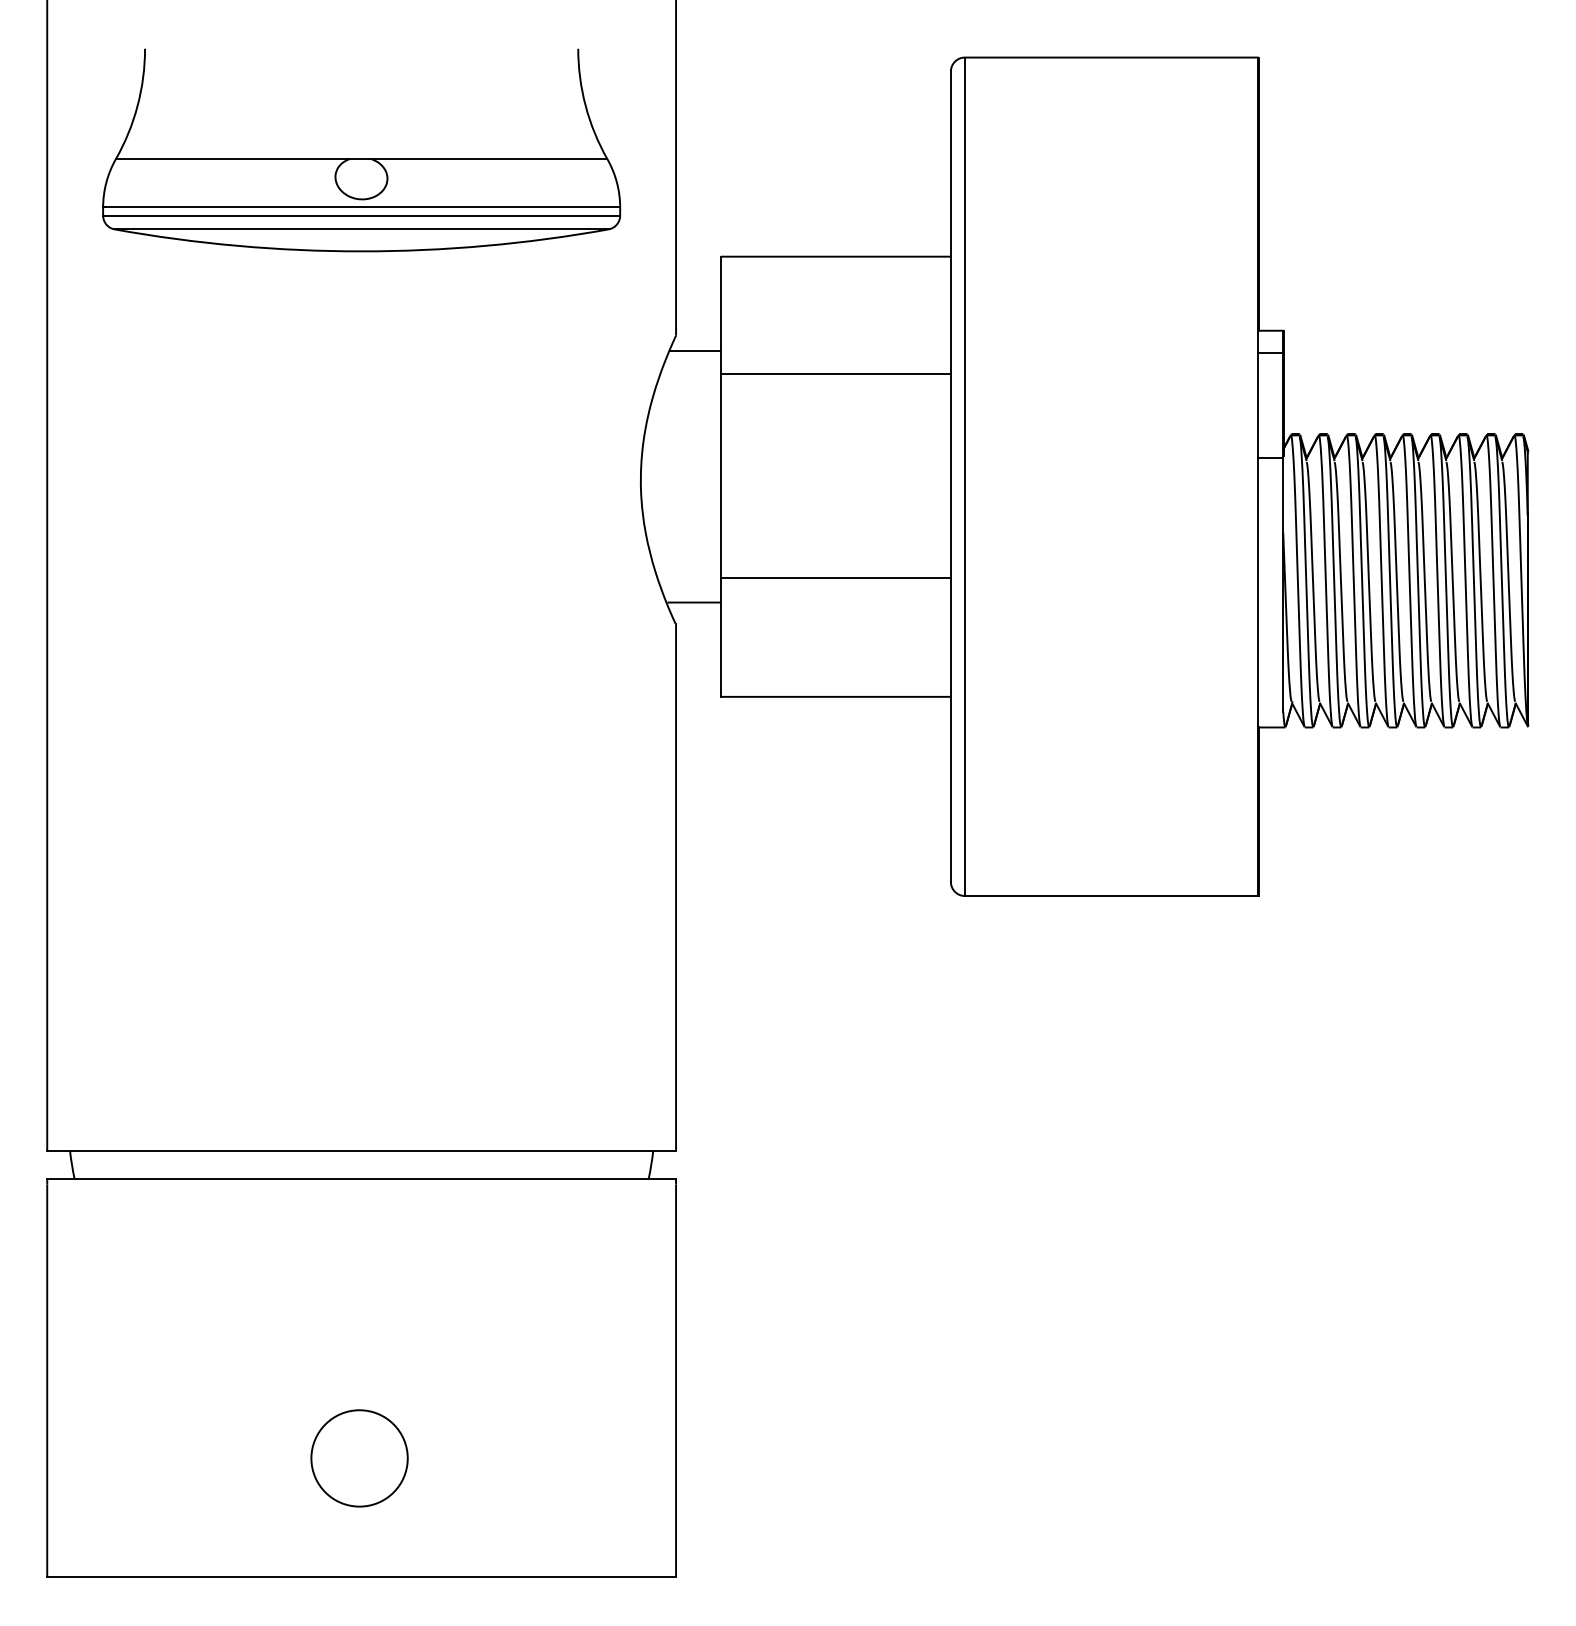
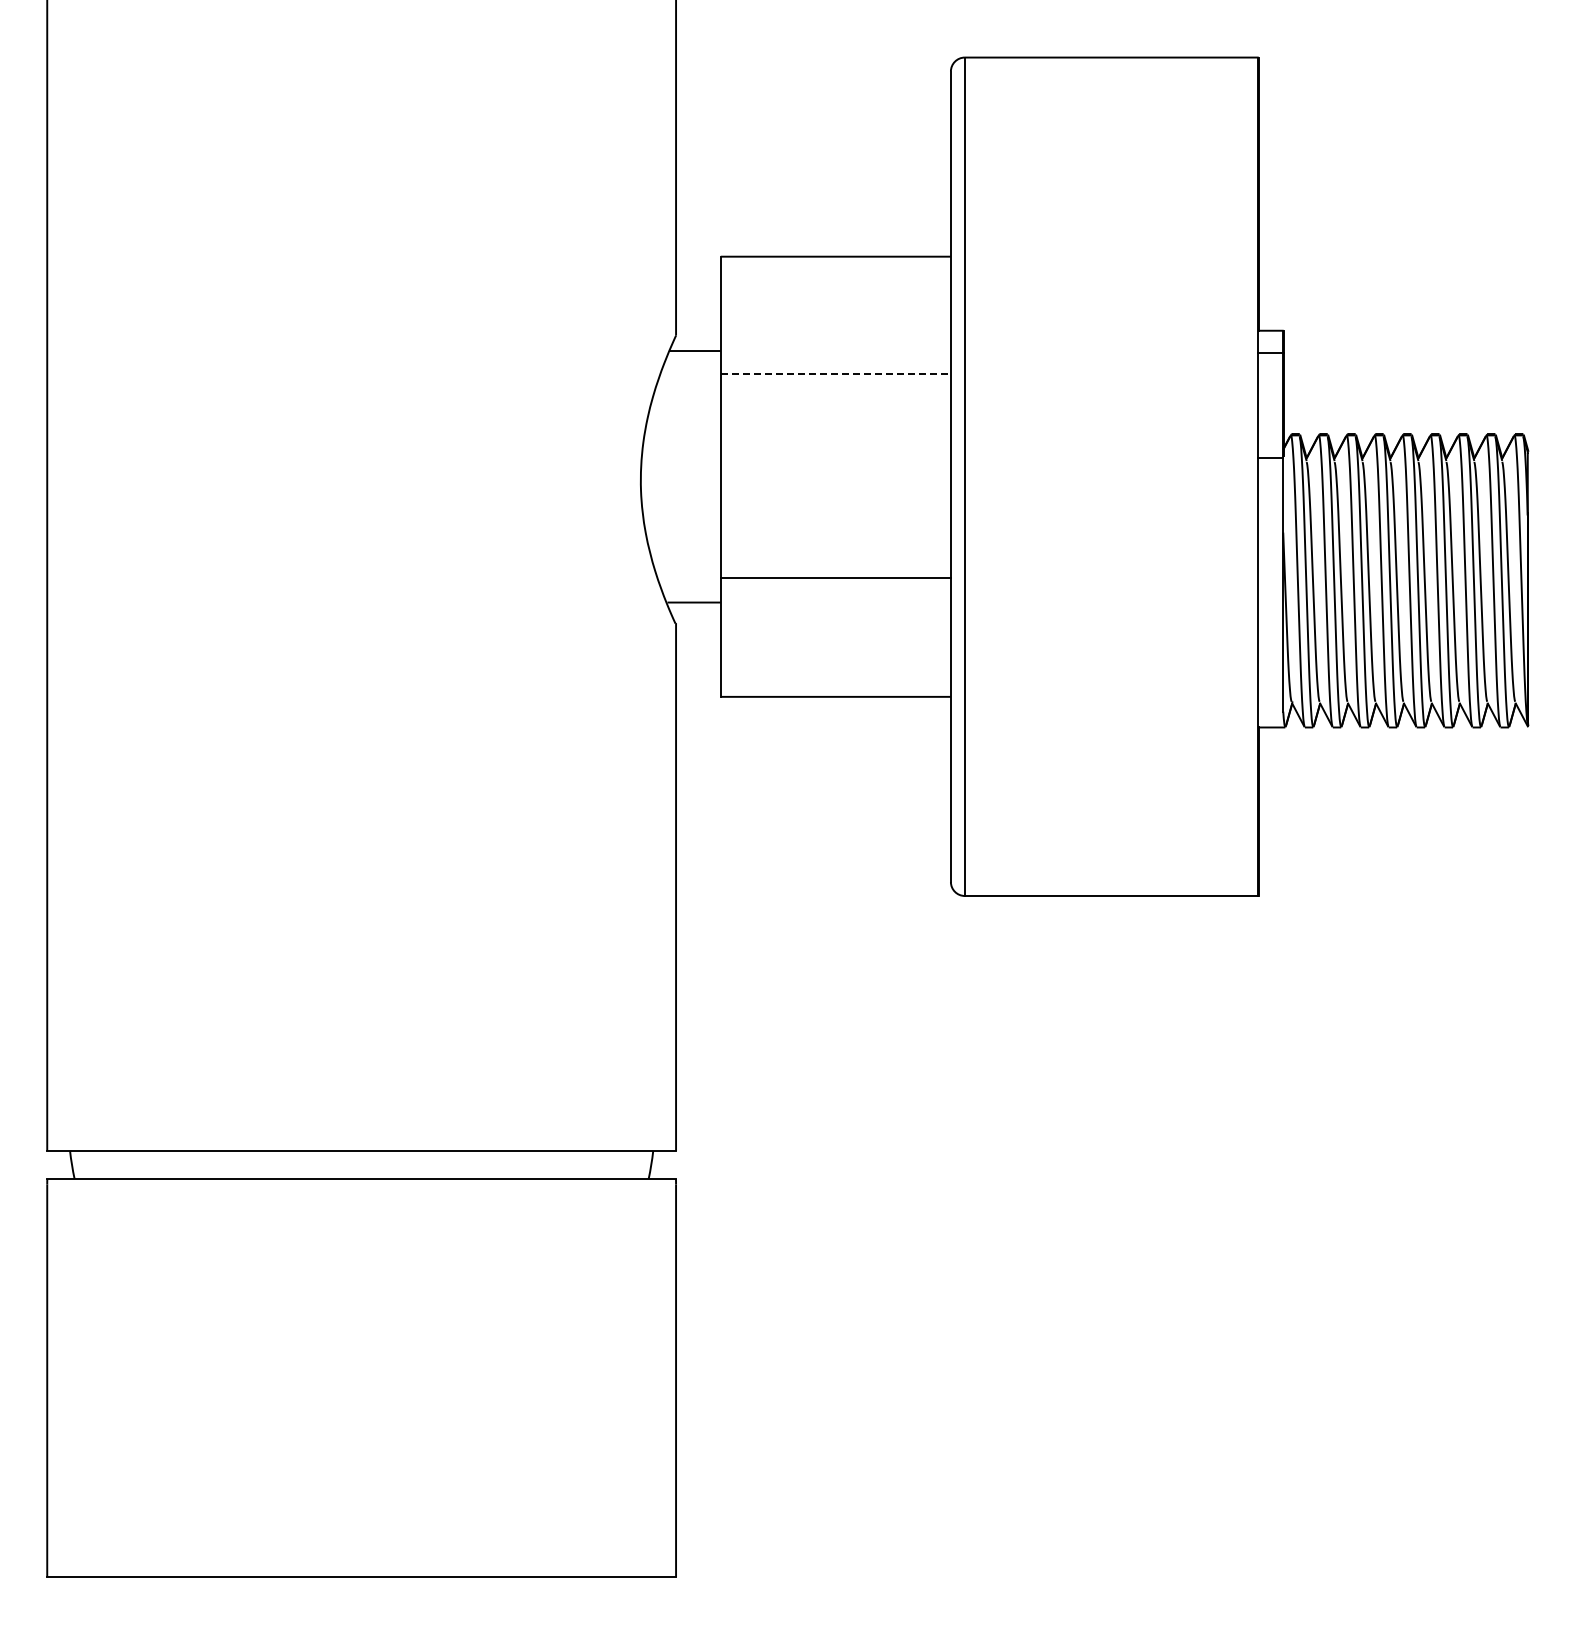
part: present -> none (361, 158)
line: solid -> dashed (836, 373)
circle: present -> none (359, 1458)
